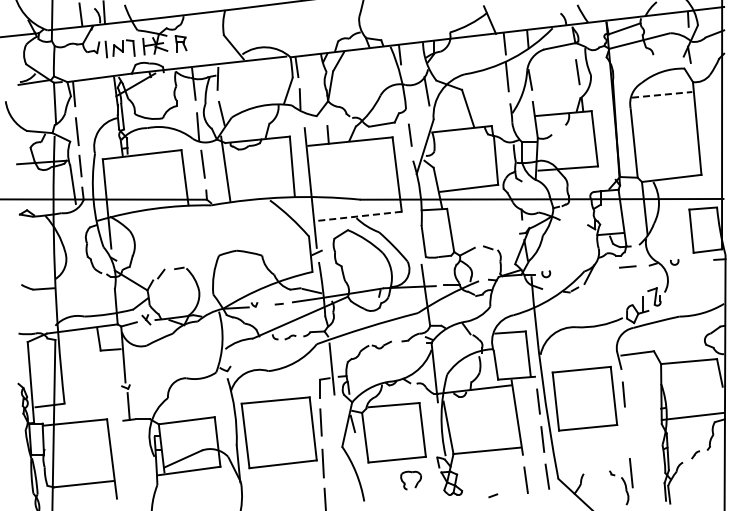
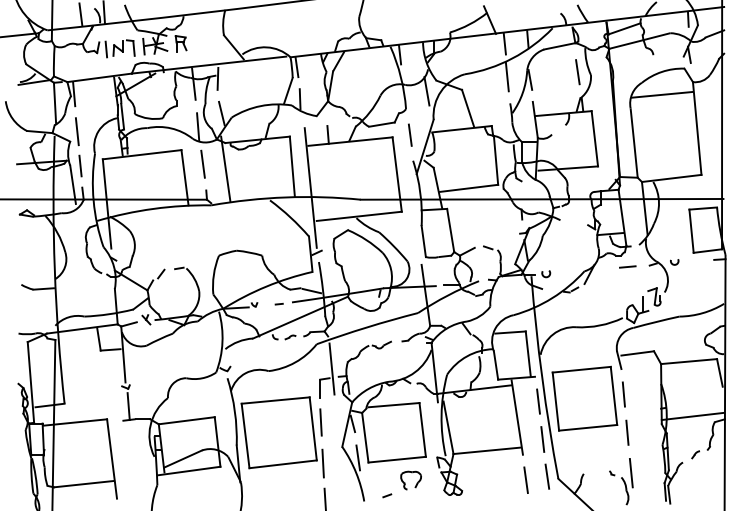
line: dashed -> solid (662, 94)
line: dashed -> solid (359, 216)
line: none -> present (627, 432)
line: none -> present (358, 457)
line position: (493, 495) -> (387, 495) (387, 495)
